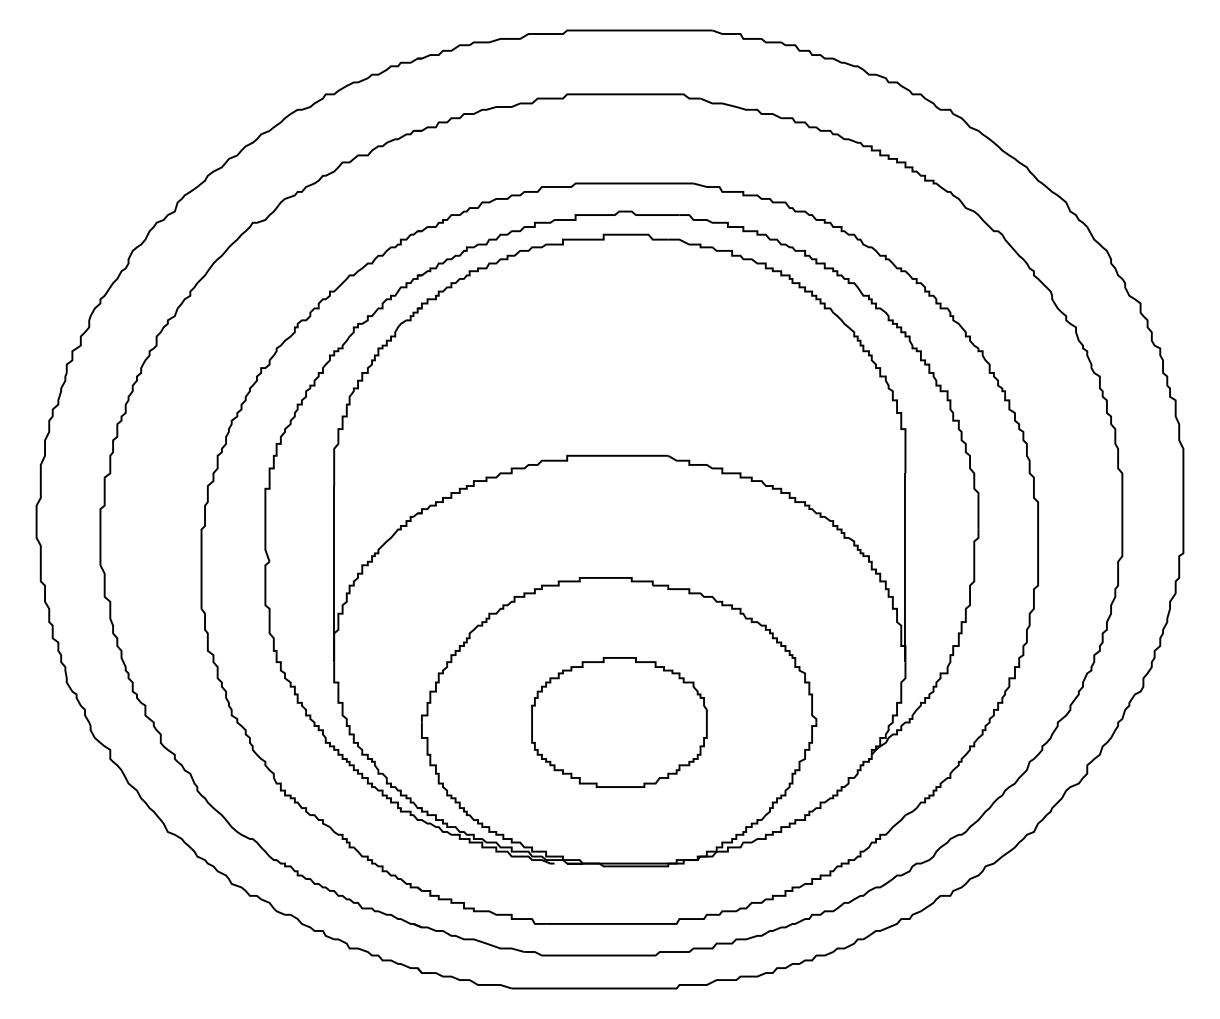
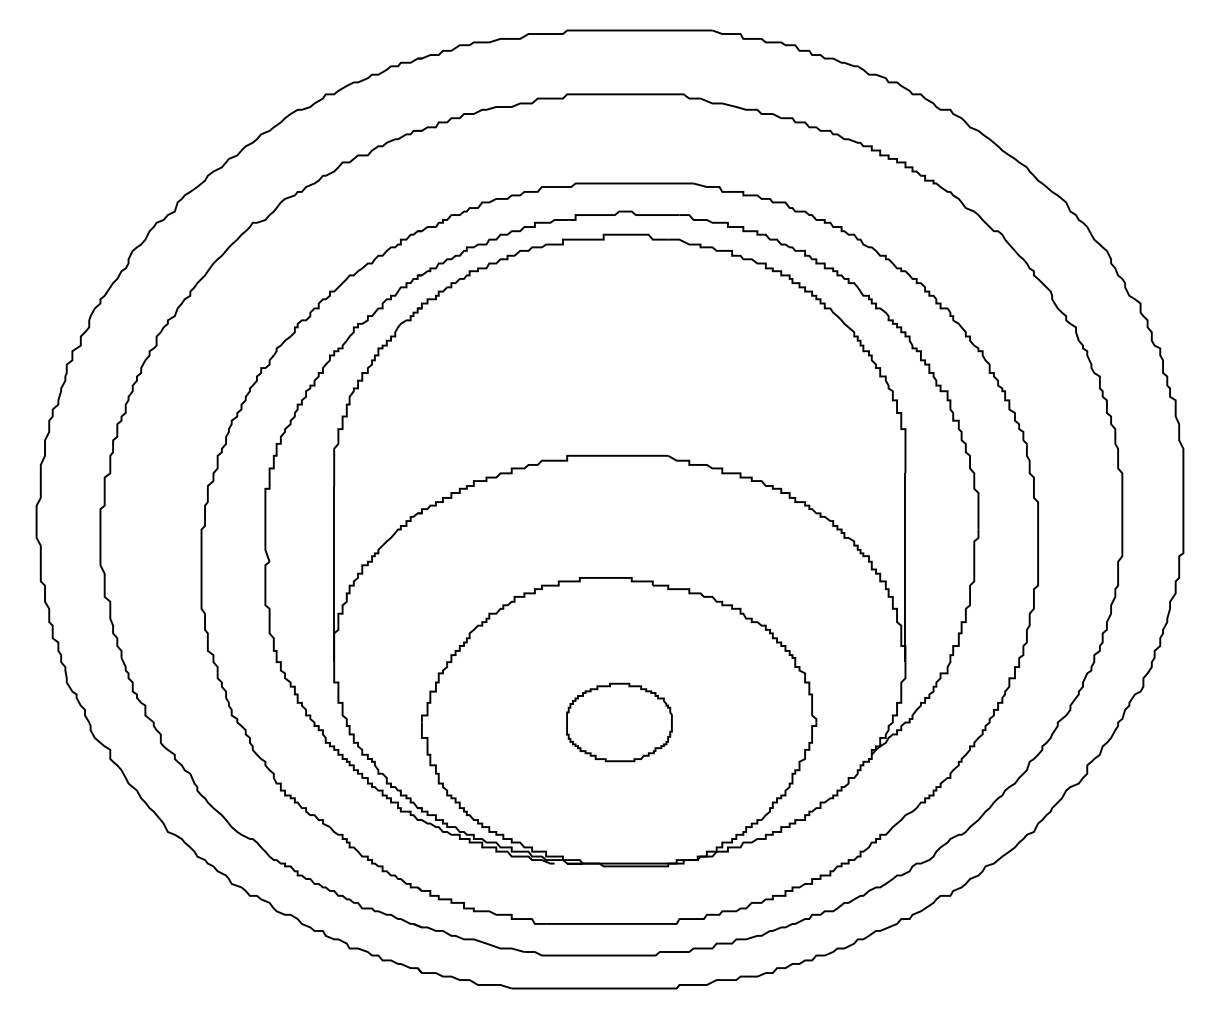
part size: 177x131 px -> 107x81 px (619, 722)
